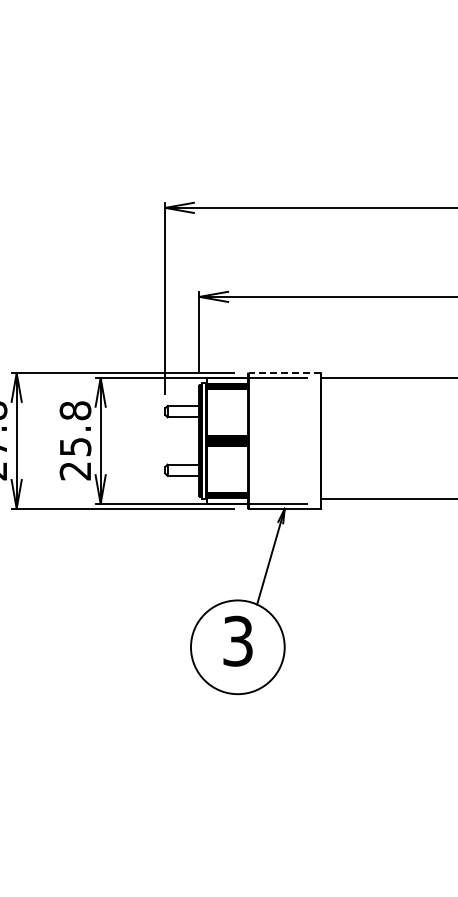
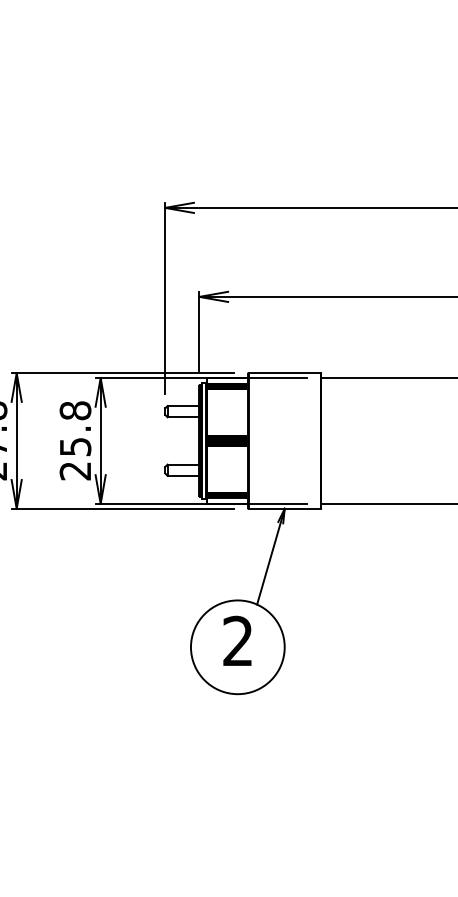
line: dashed -> solid (284, 373)
line position: (387, 498) -> (387, 503) (387, 503)
text: 3 -> 2 (237, 641)
